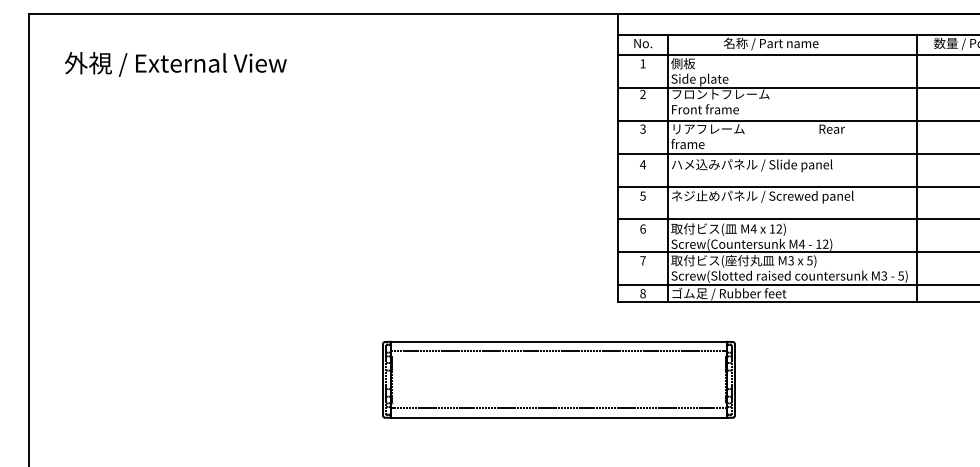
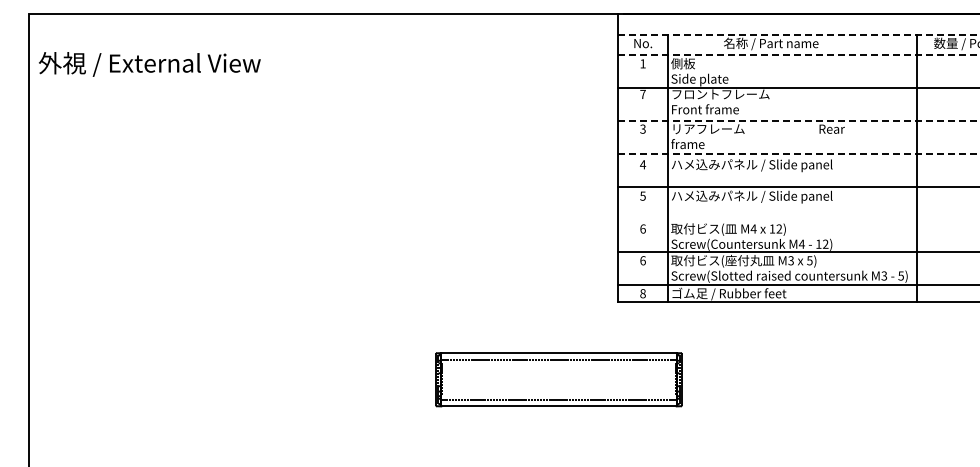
line: solid -> dashed (799, 34)
line: solid -> dashed (799, 54)
text position: (175, 64) -> (149, 64) (149, 64)
text: 2 -> 7 (642, 93)
line: solid -> dashed (799, 120)
line: solid -> dashed (799, 153)
text: ネジ止めパネル / Screwed panel -> ハメ込みパネル / Slide panel (762, 196)
line: present -> none (797, 219)
text: 7 -> 6 (642, 260)
part size: 354x79 px -> 248x56 px (558, 379)
